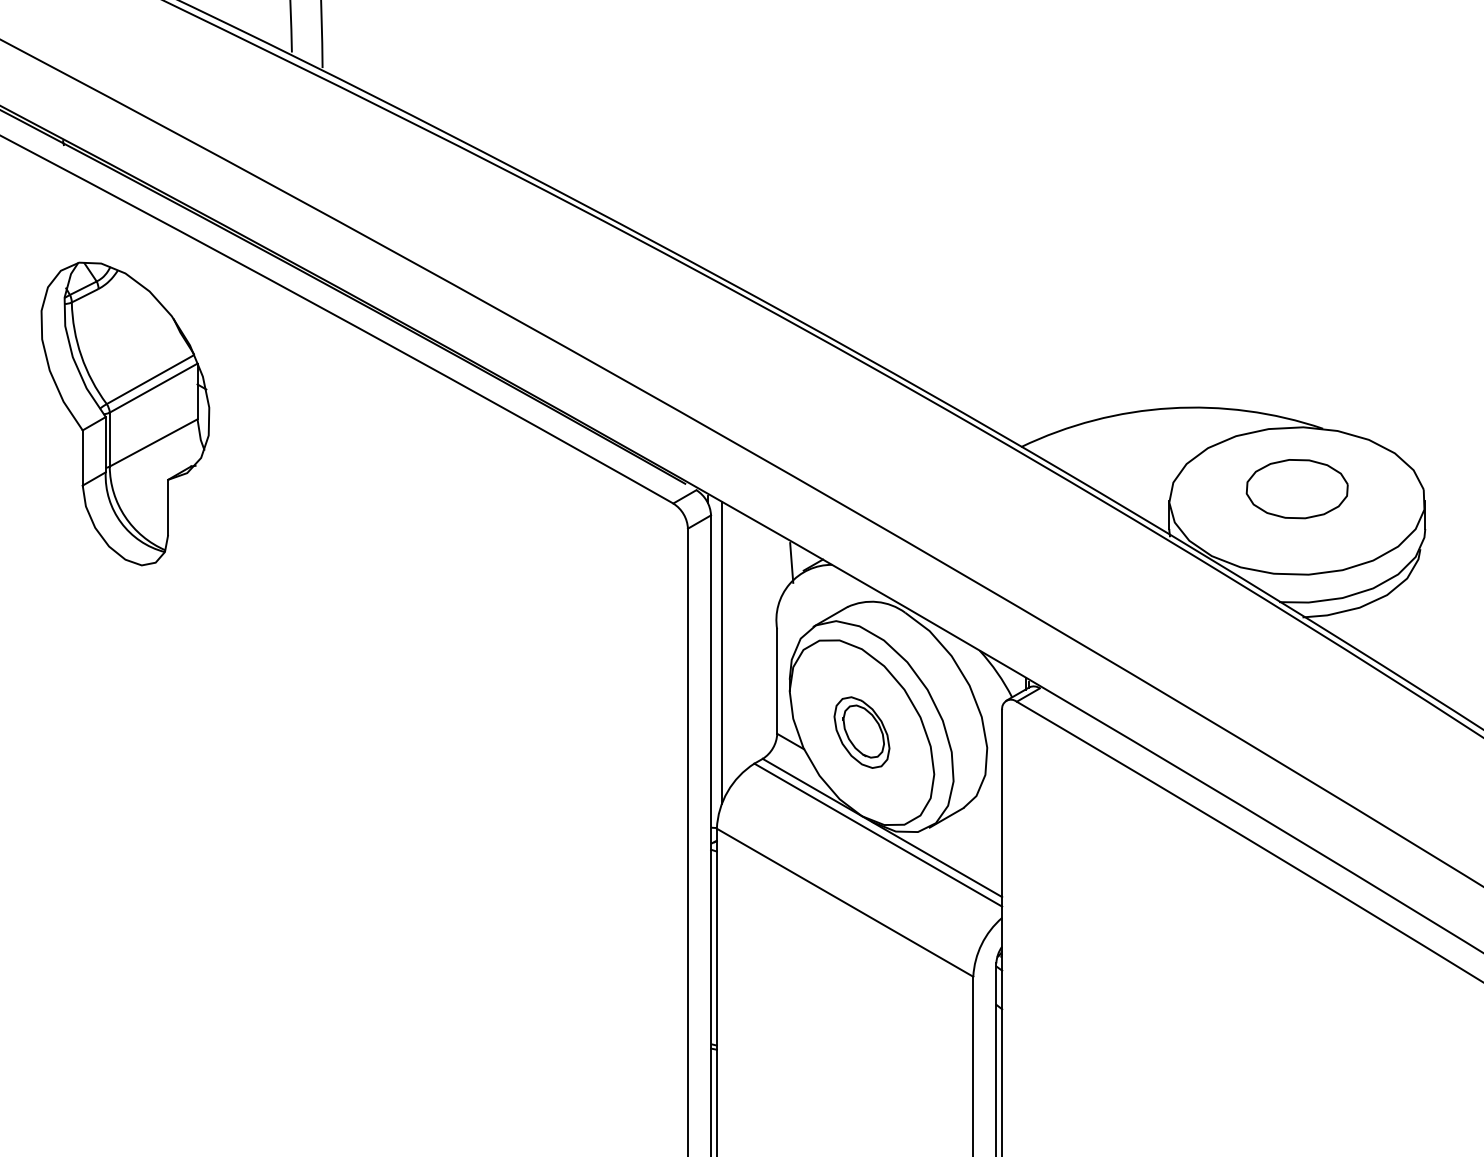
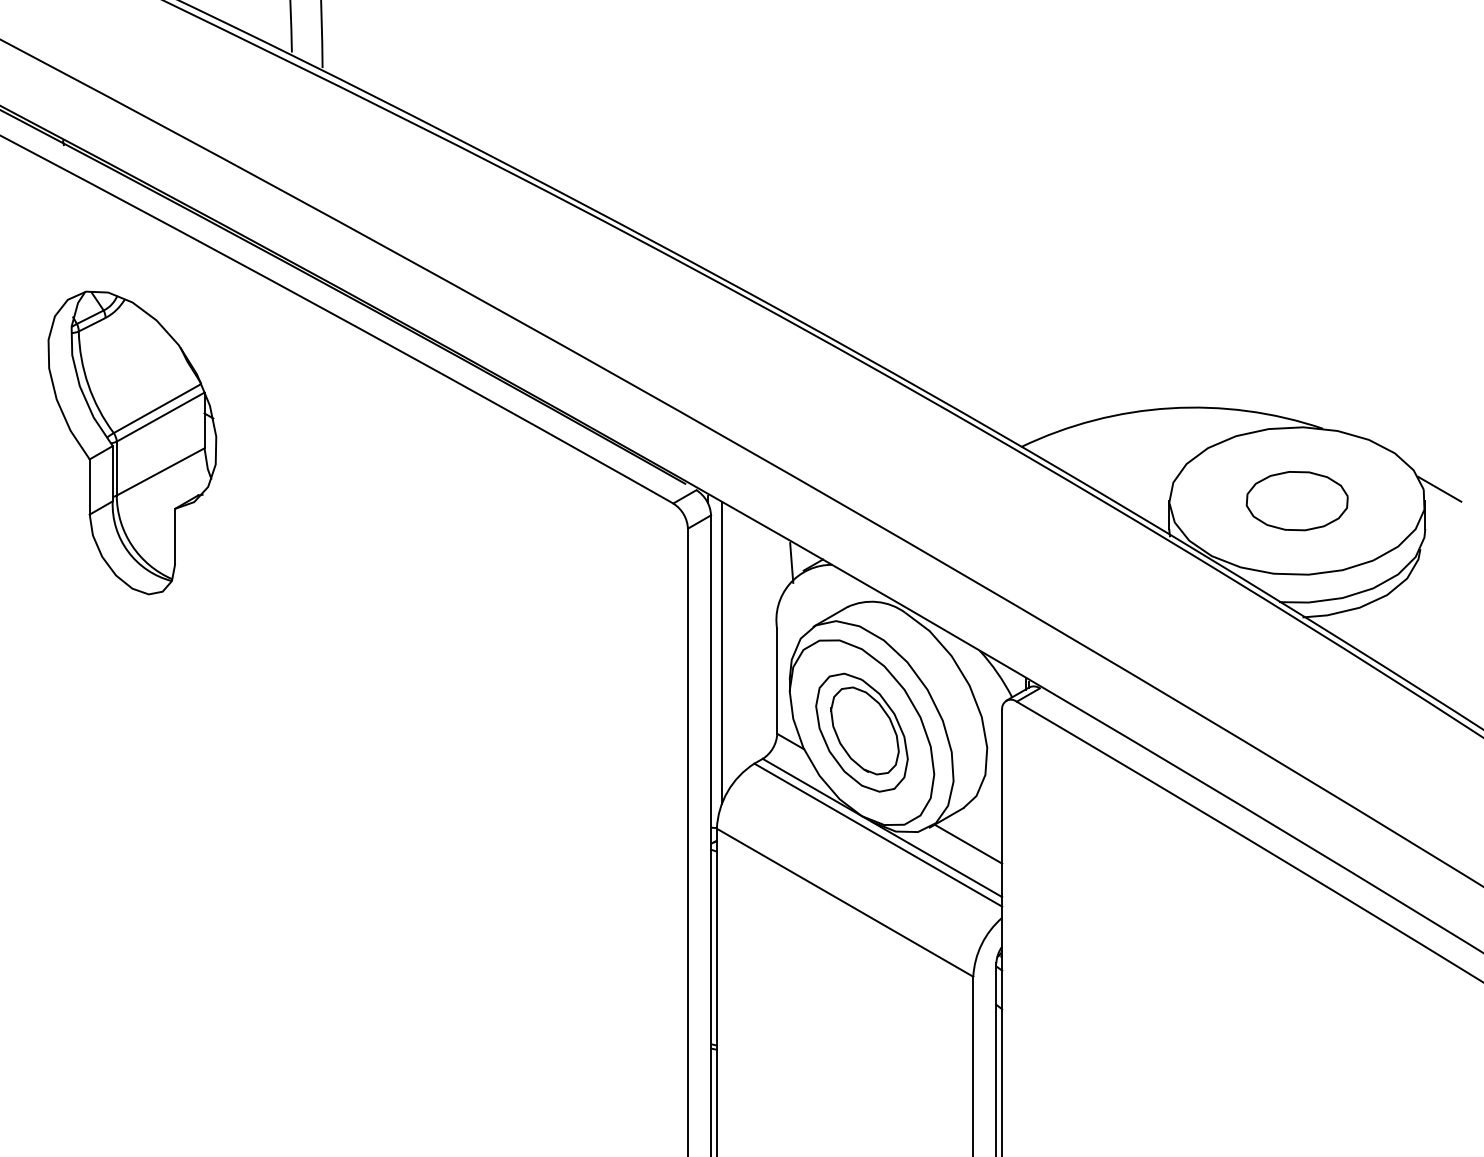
part position: (125, 413) -> (132, 442) (132, 442)
line: none -> present (1439, 488)
part position: (1296, 489) -> (1296, 501) (1296, 501)
part size: 58x73 px -> 94x121 px (861, 732)
line: none -> present (968, 843)
